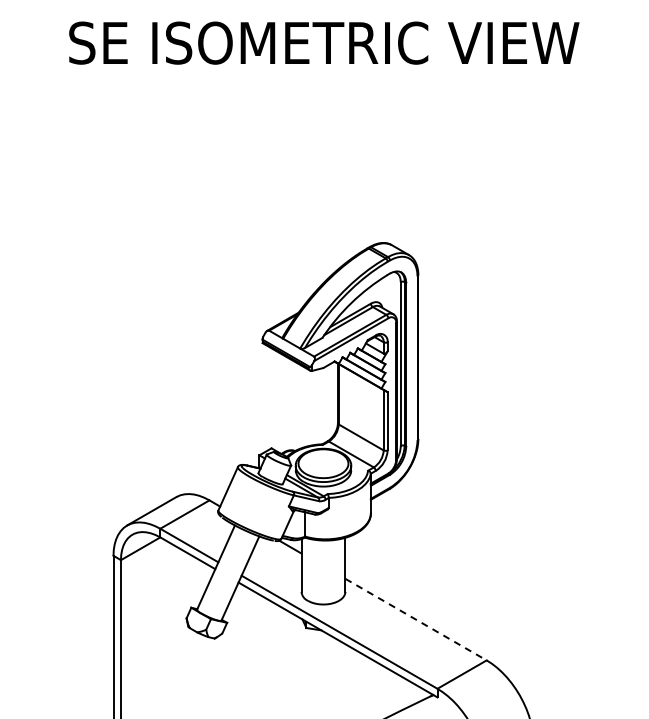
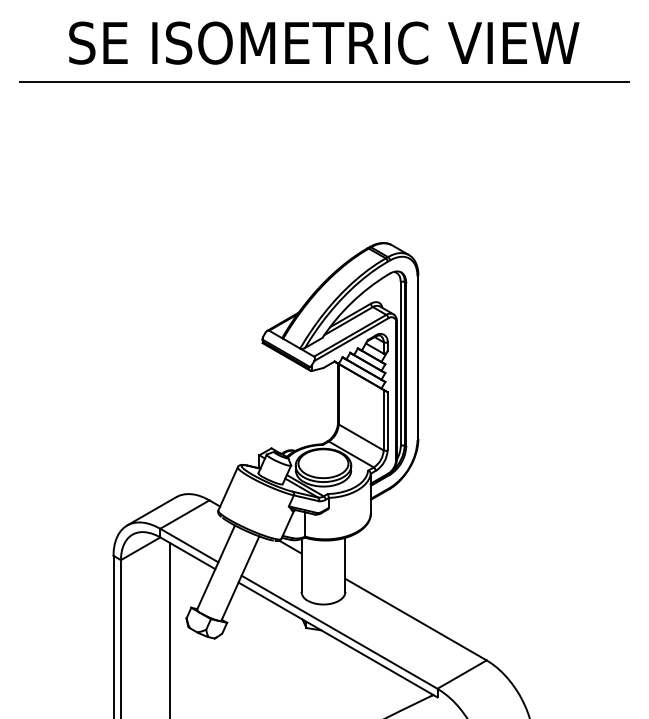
line: none -> present (324, 82)
line: dashed -> solid (416, 619)
line: none -> present (170, 629)
